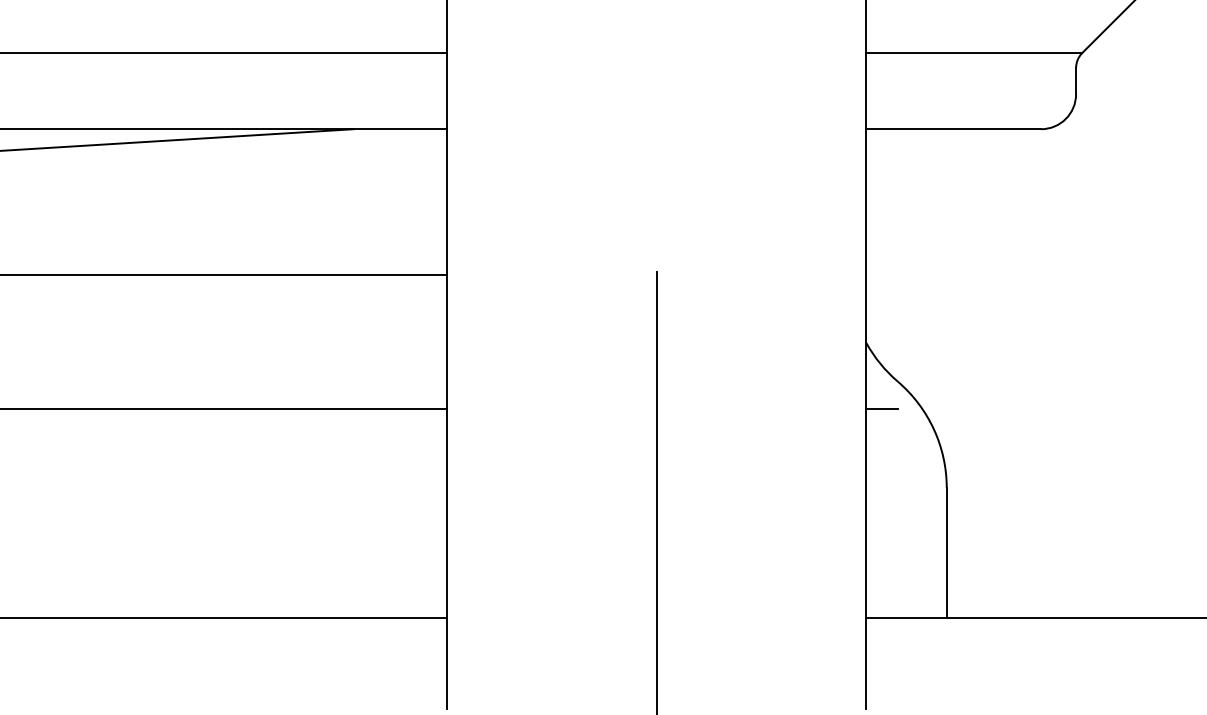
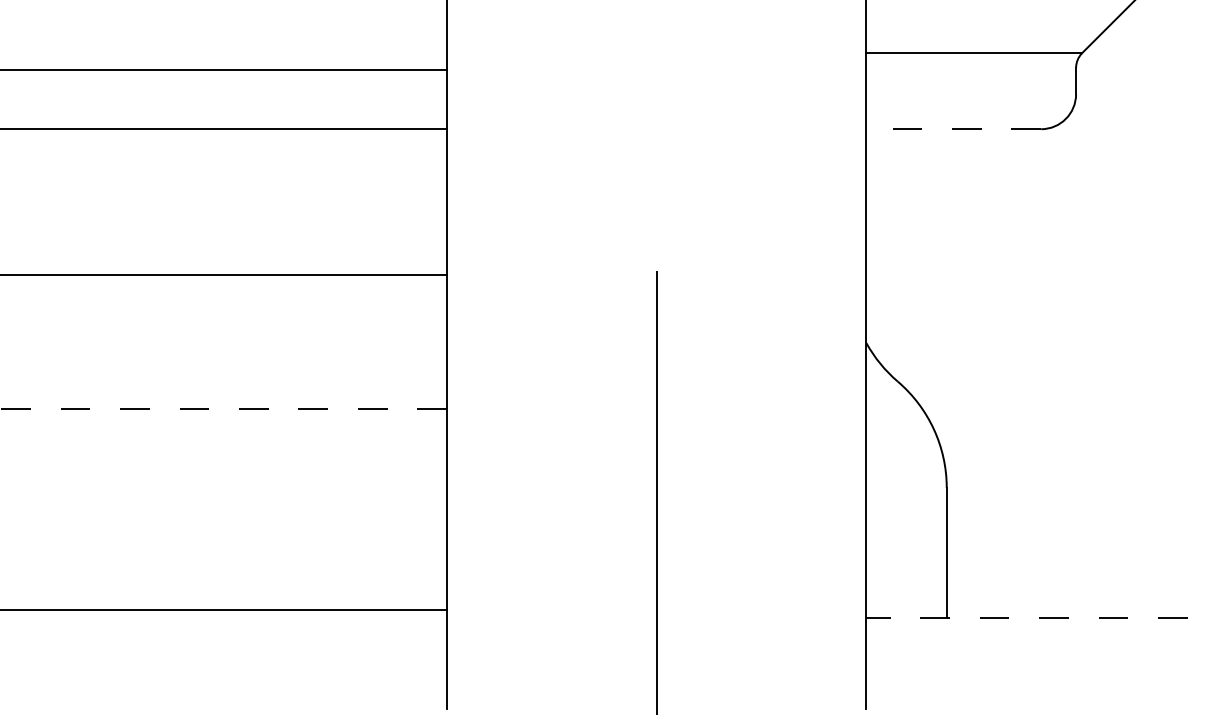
line position: (224, 53) -> (224, 70) (224, 70)
line: solid -> dashed (953, 129)
line: present -> none (177, 139)
line: solid -> dashed (223, 408)
line: present -> none (881, 408)
line position: (224, 618) -> (224, 610) (224, 610)
line: solid -> dashed (1036, 618)
